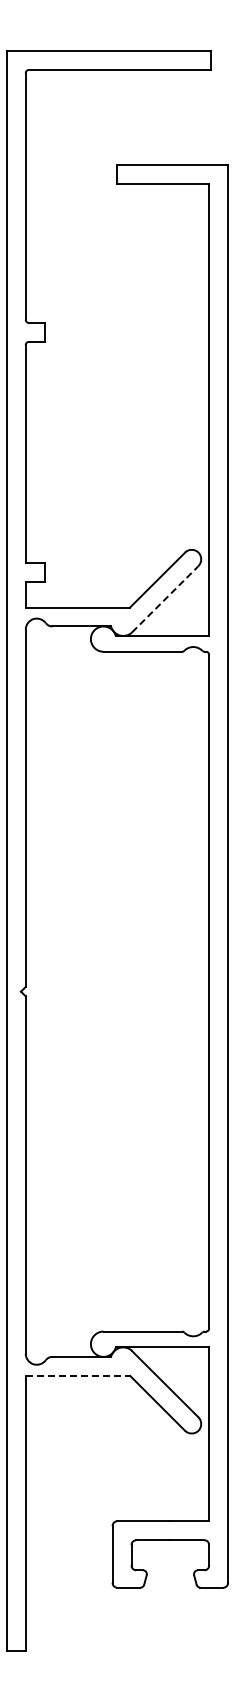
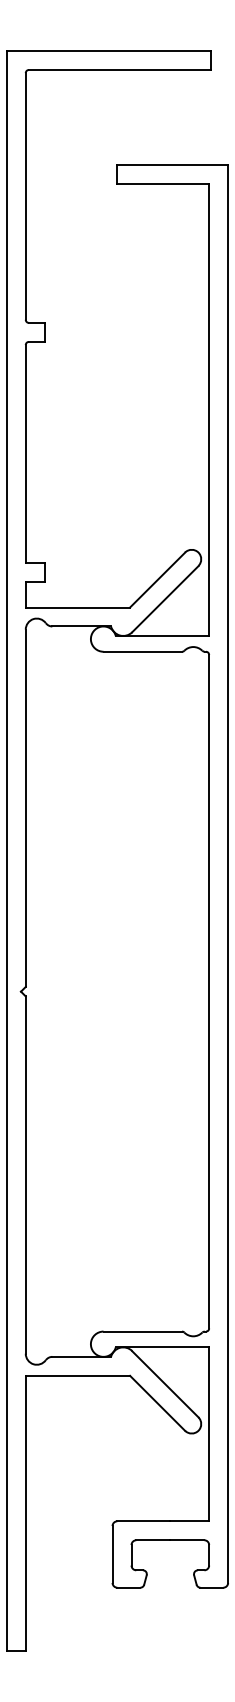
line: dashed -> solid (165, 599)
line: dashed -> solid (78, 1375)
